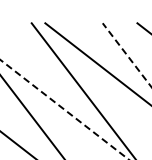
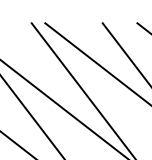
line: dashed -> solid (126, 55)
line: dashed -> solid (64, 109)
